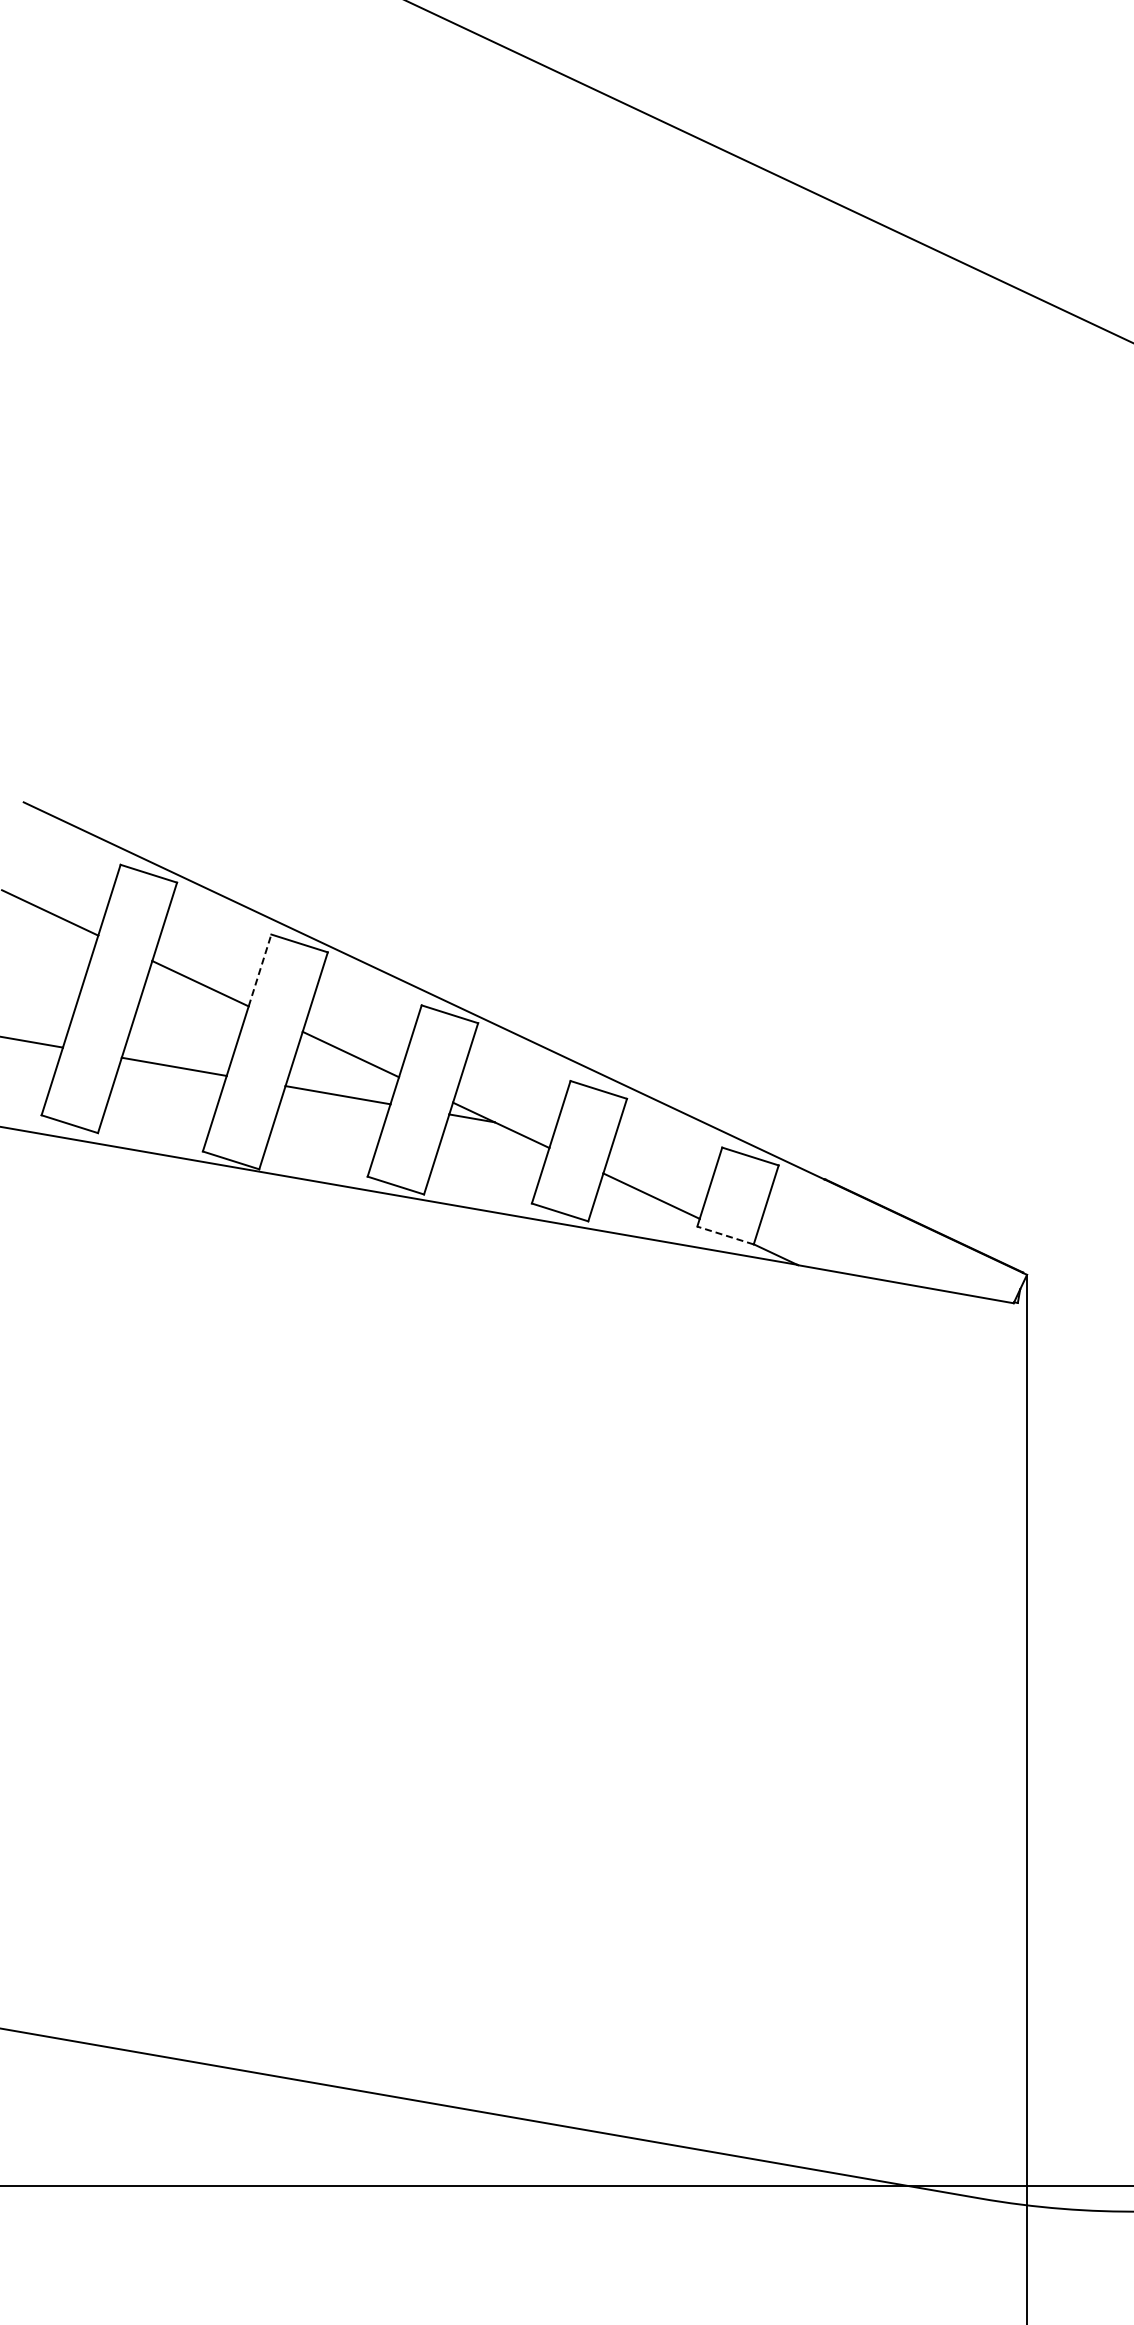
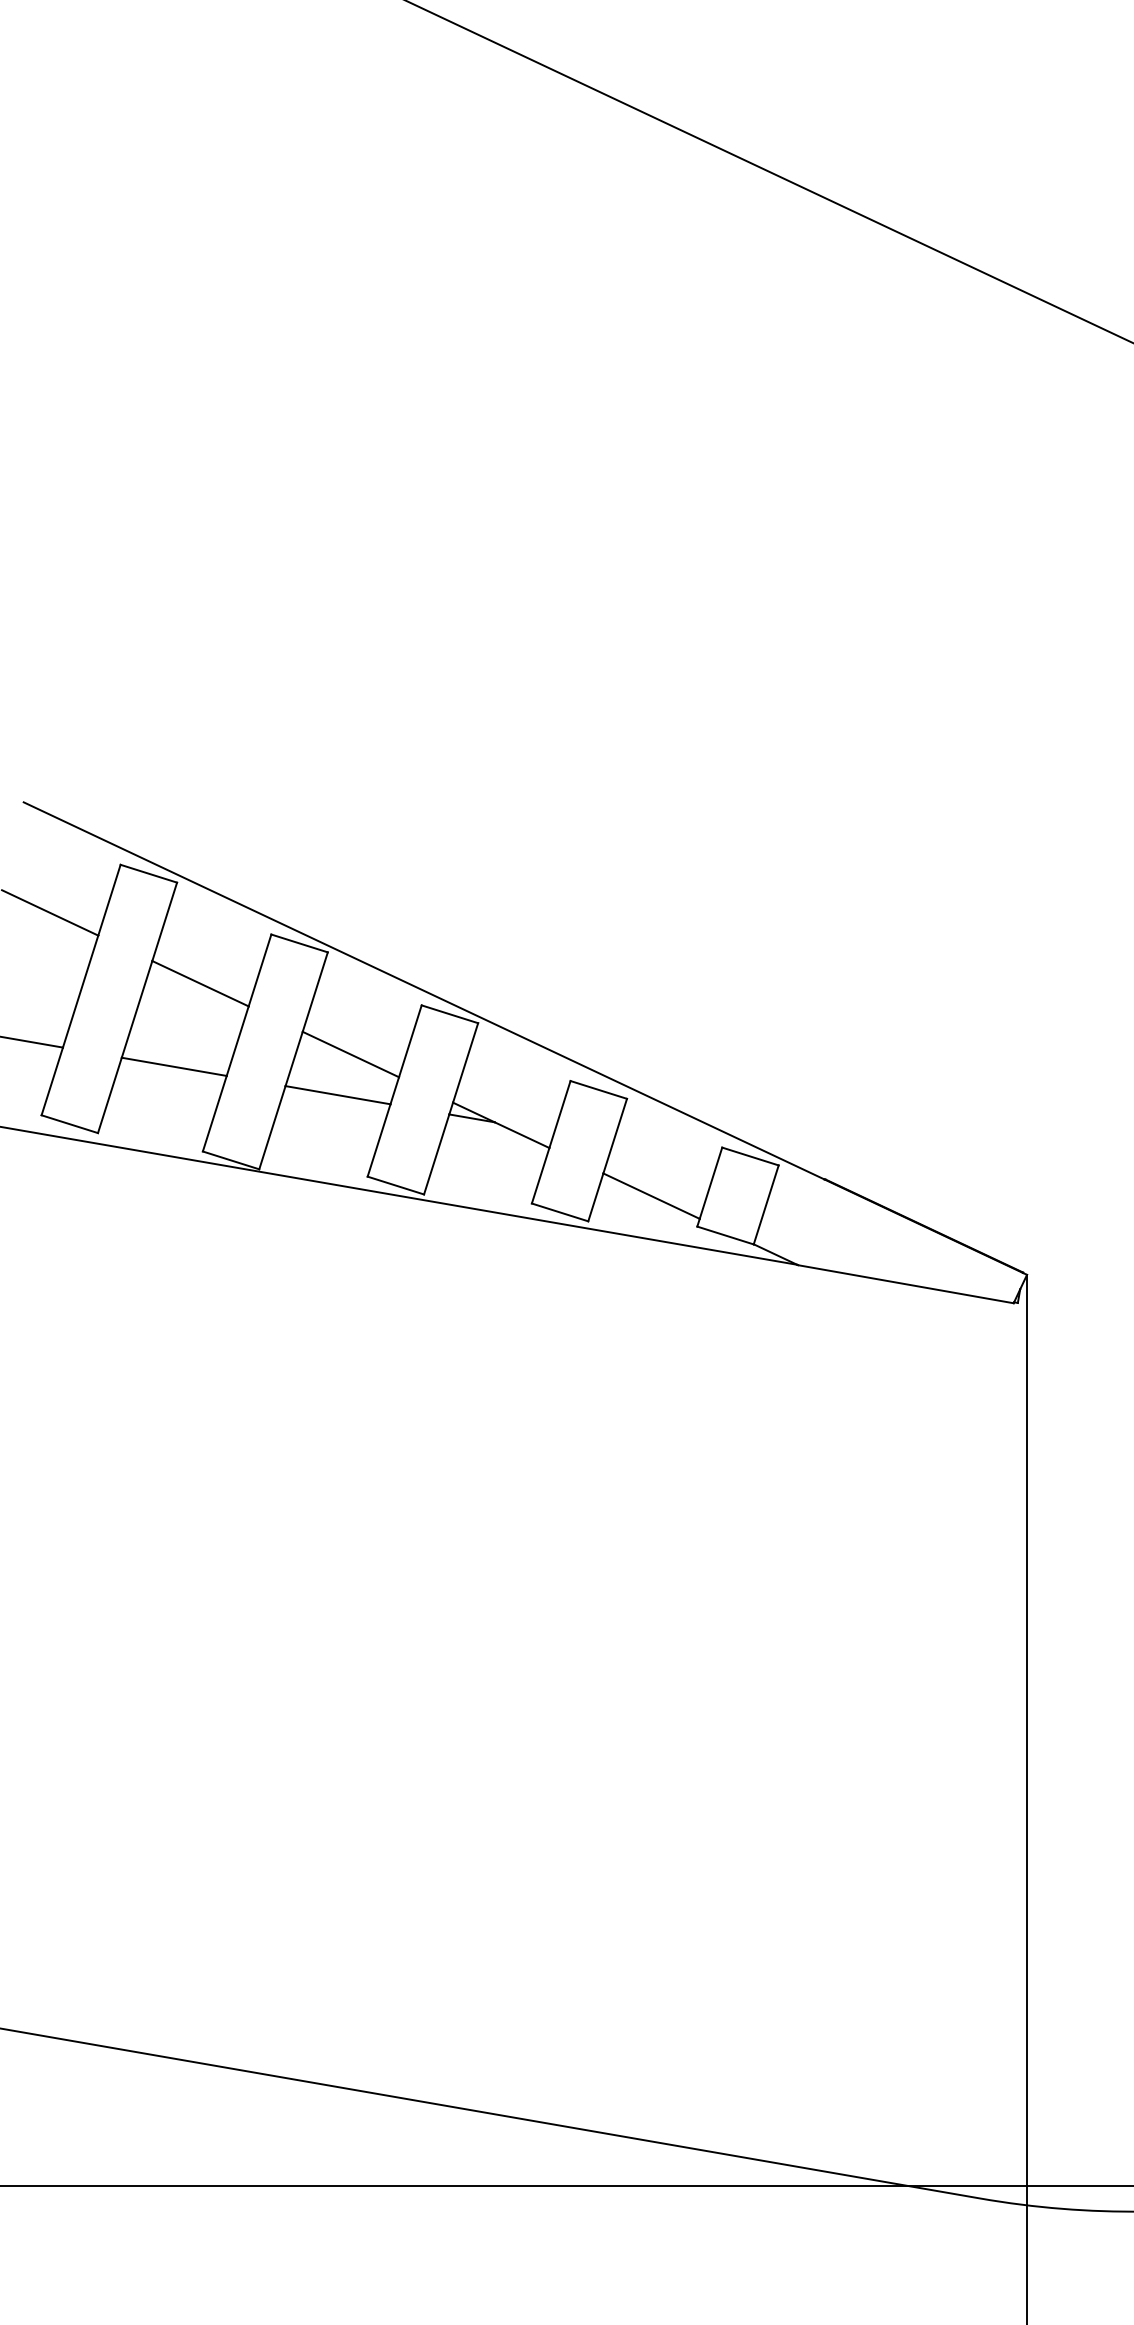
line: dashed -> solid (260, 970)
line: dashed -> solid (725, 1235)
